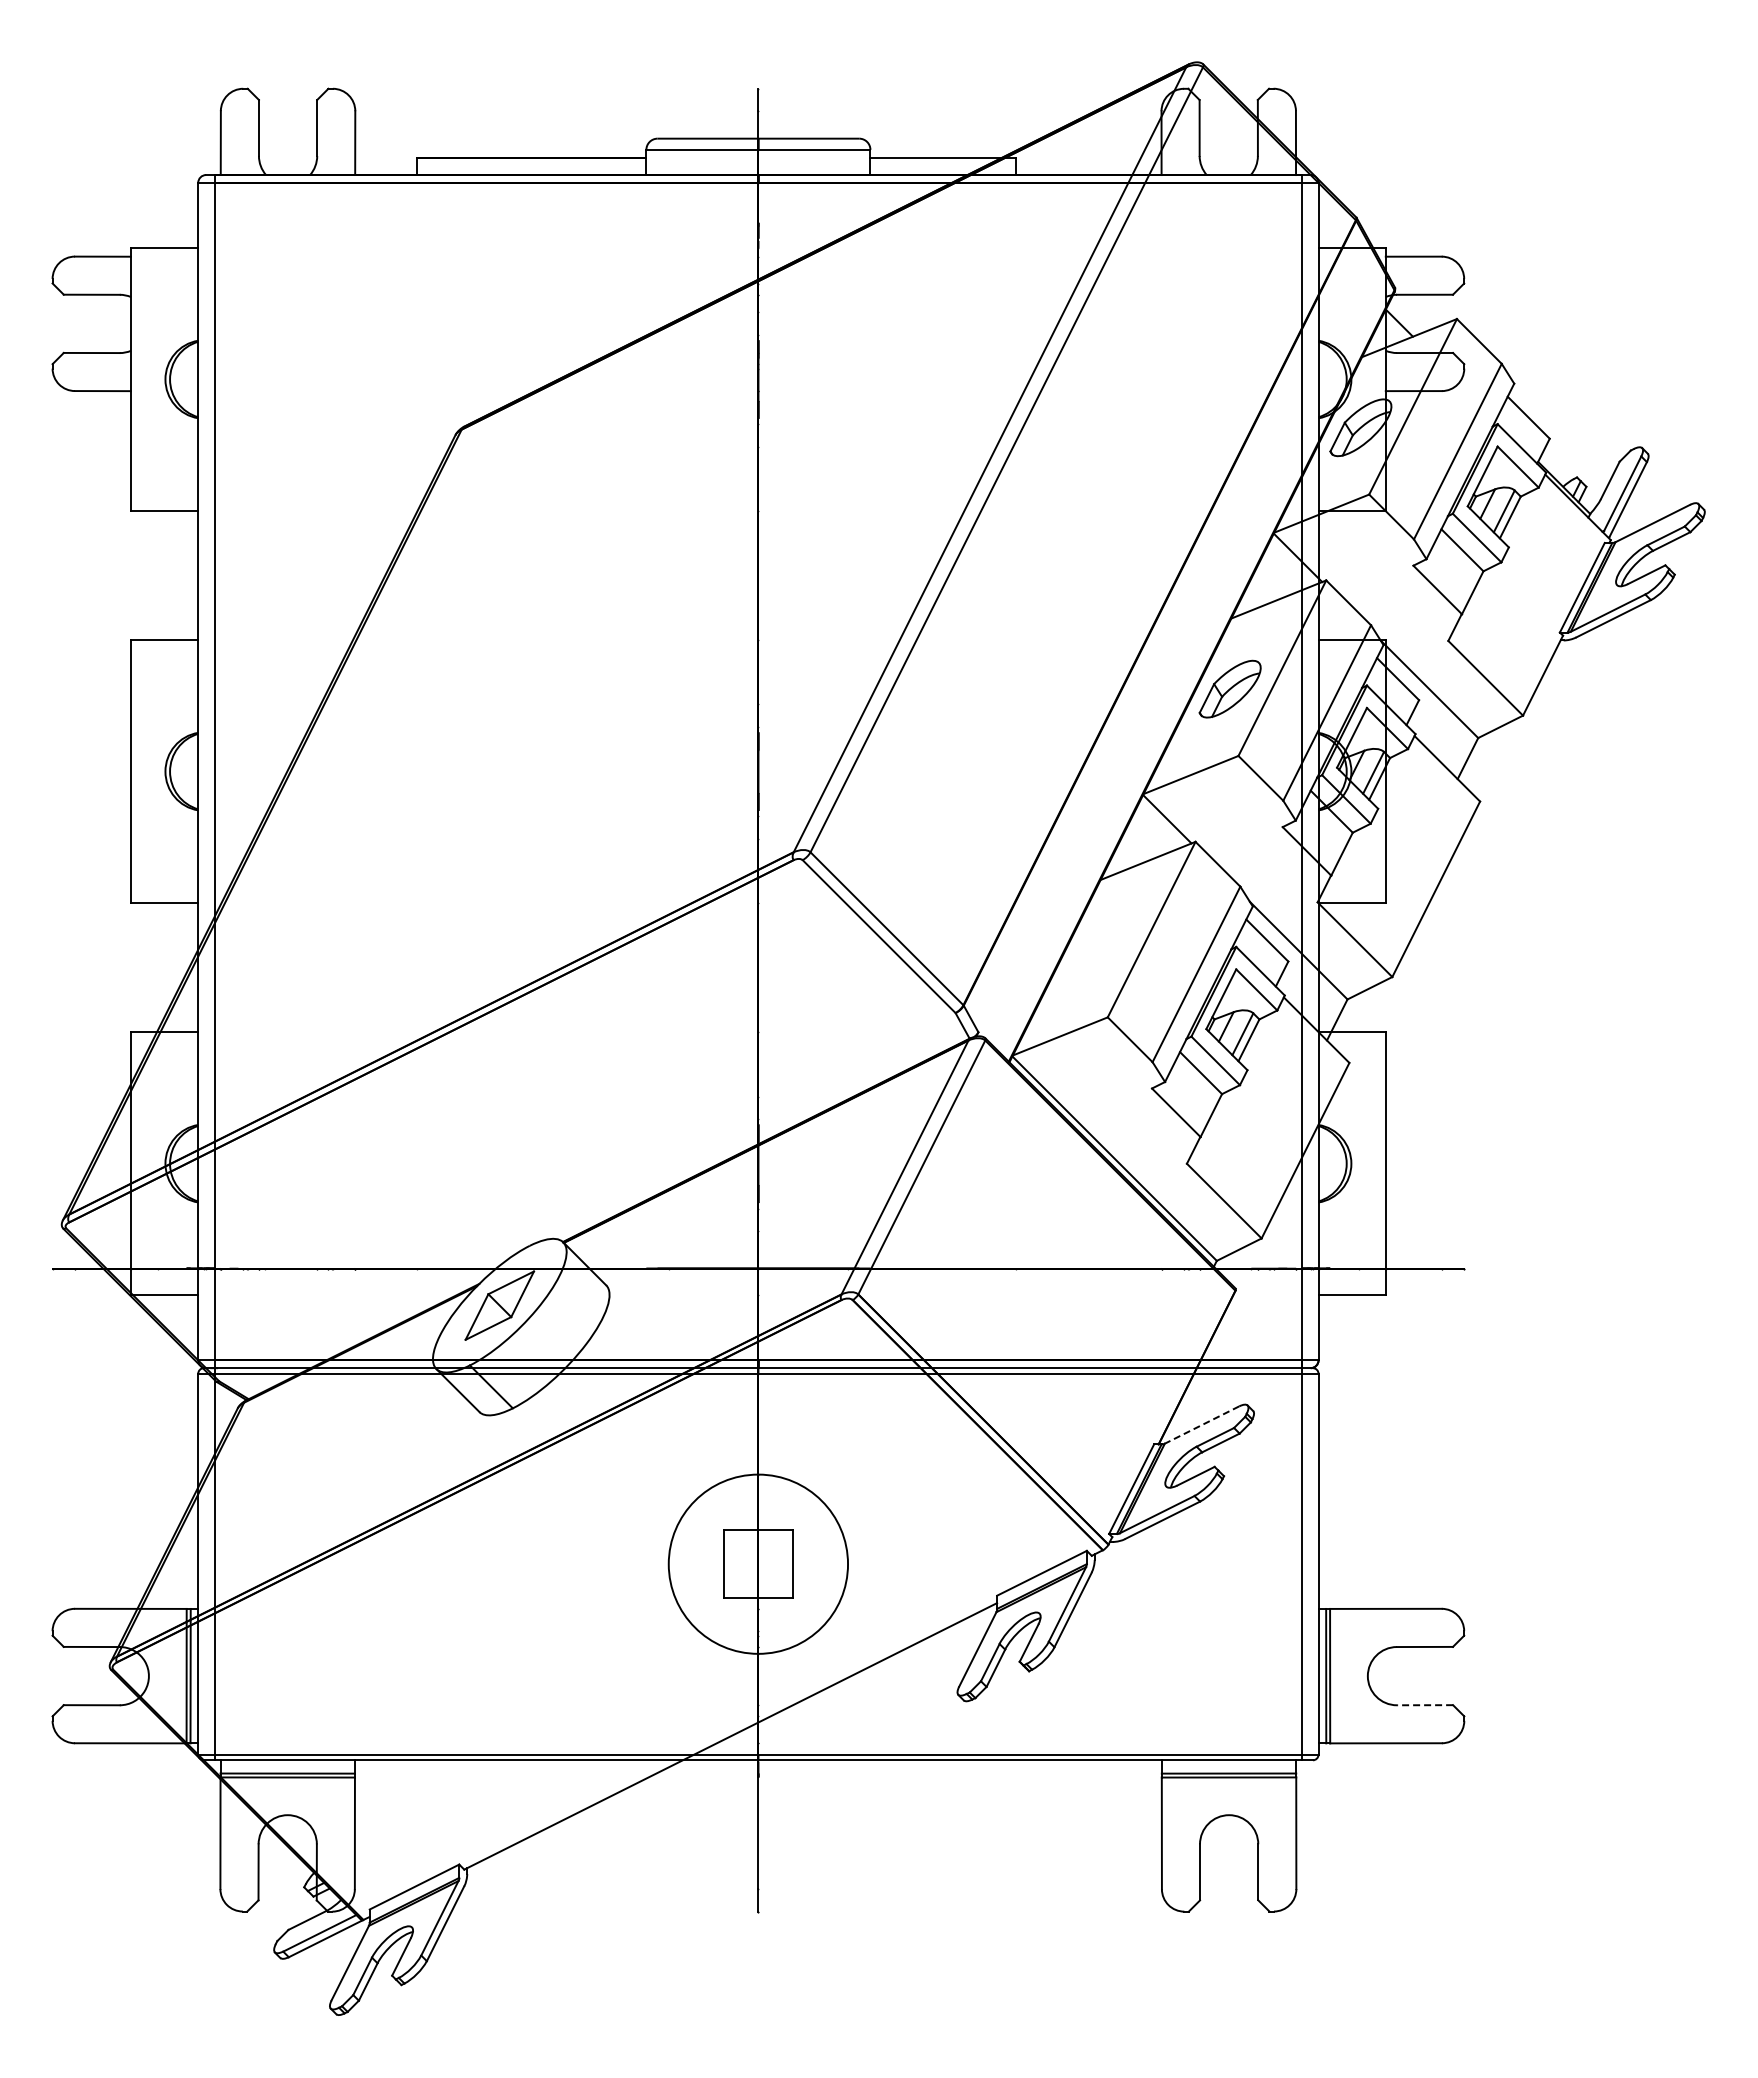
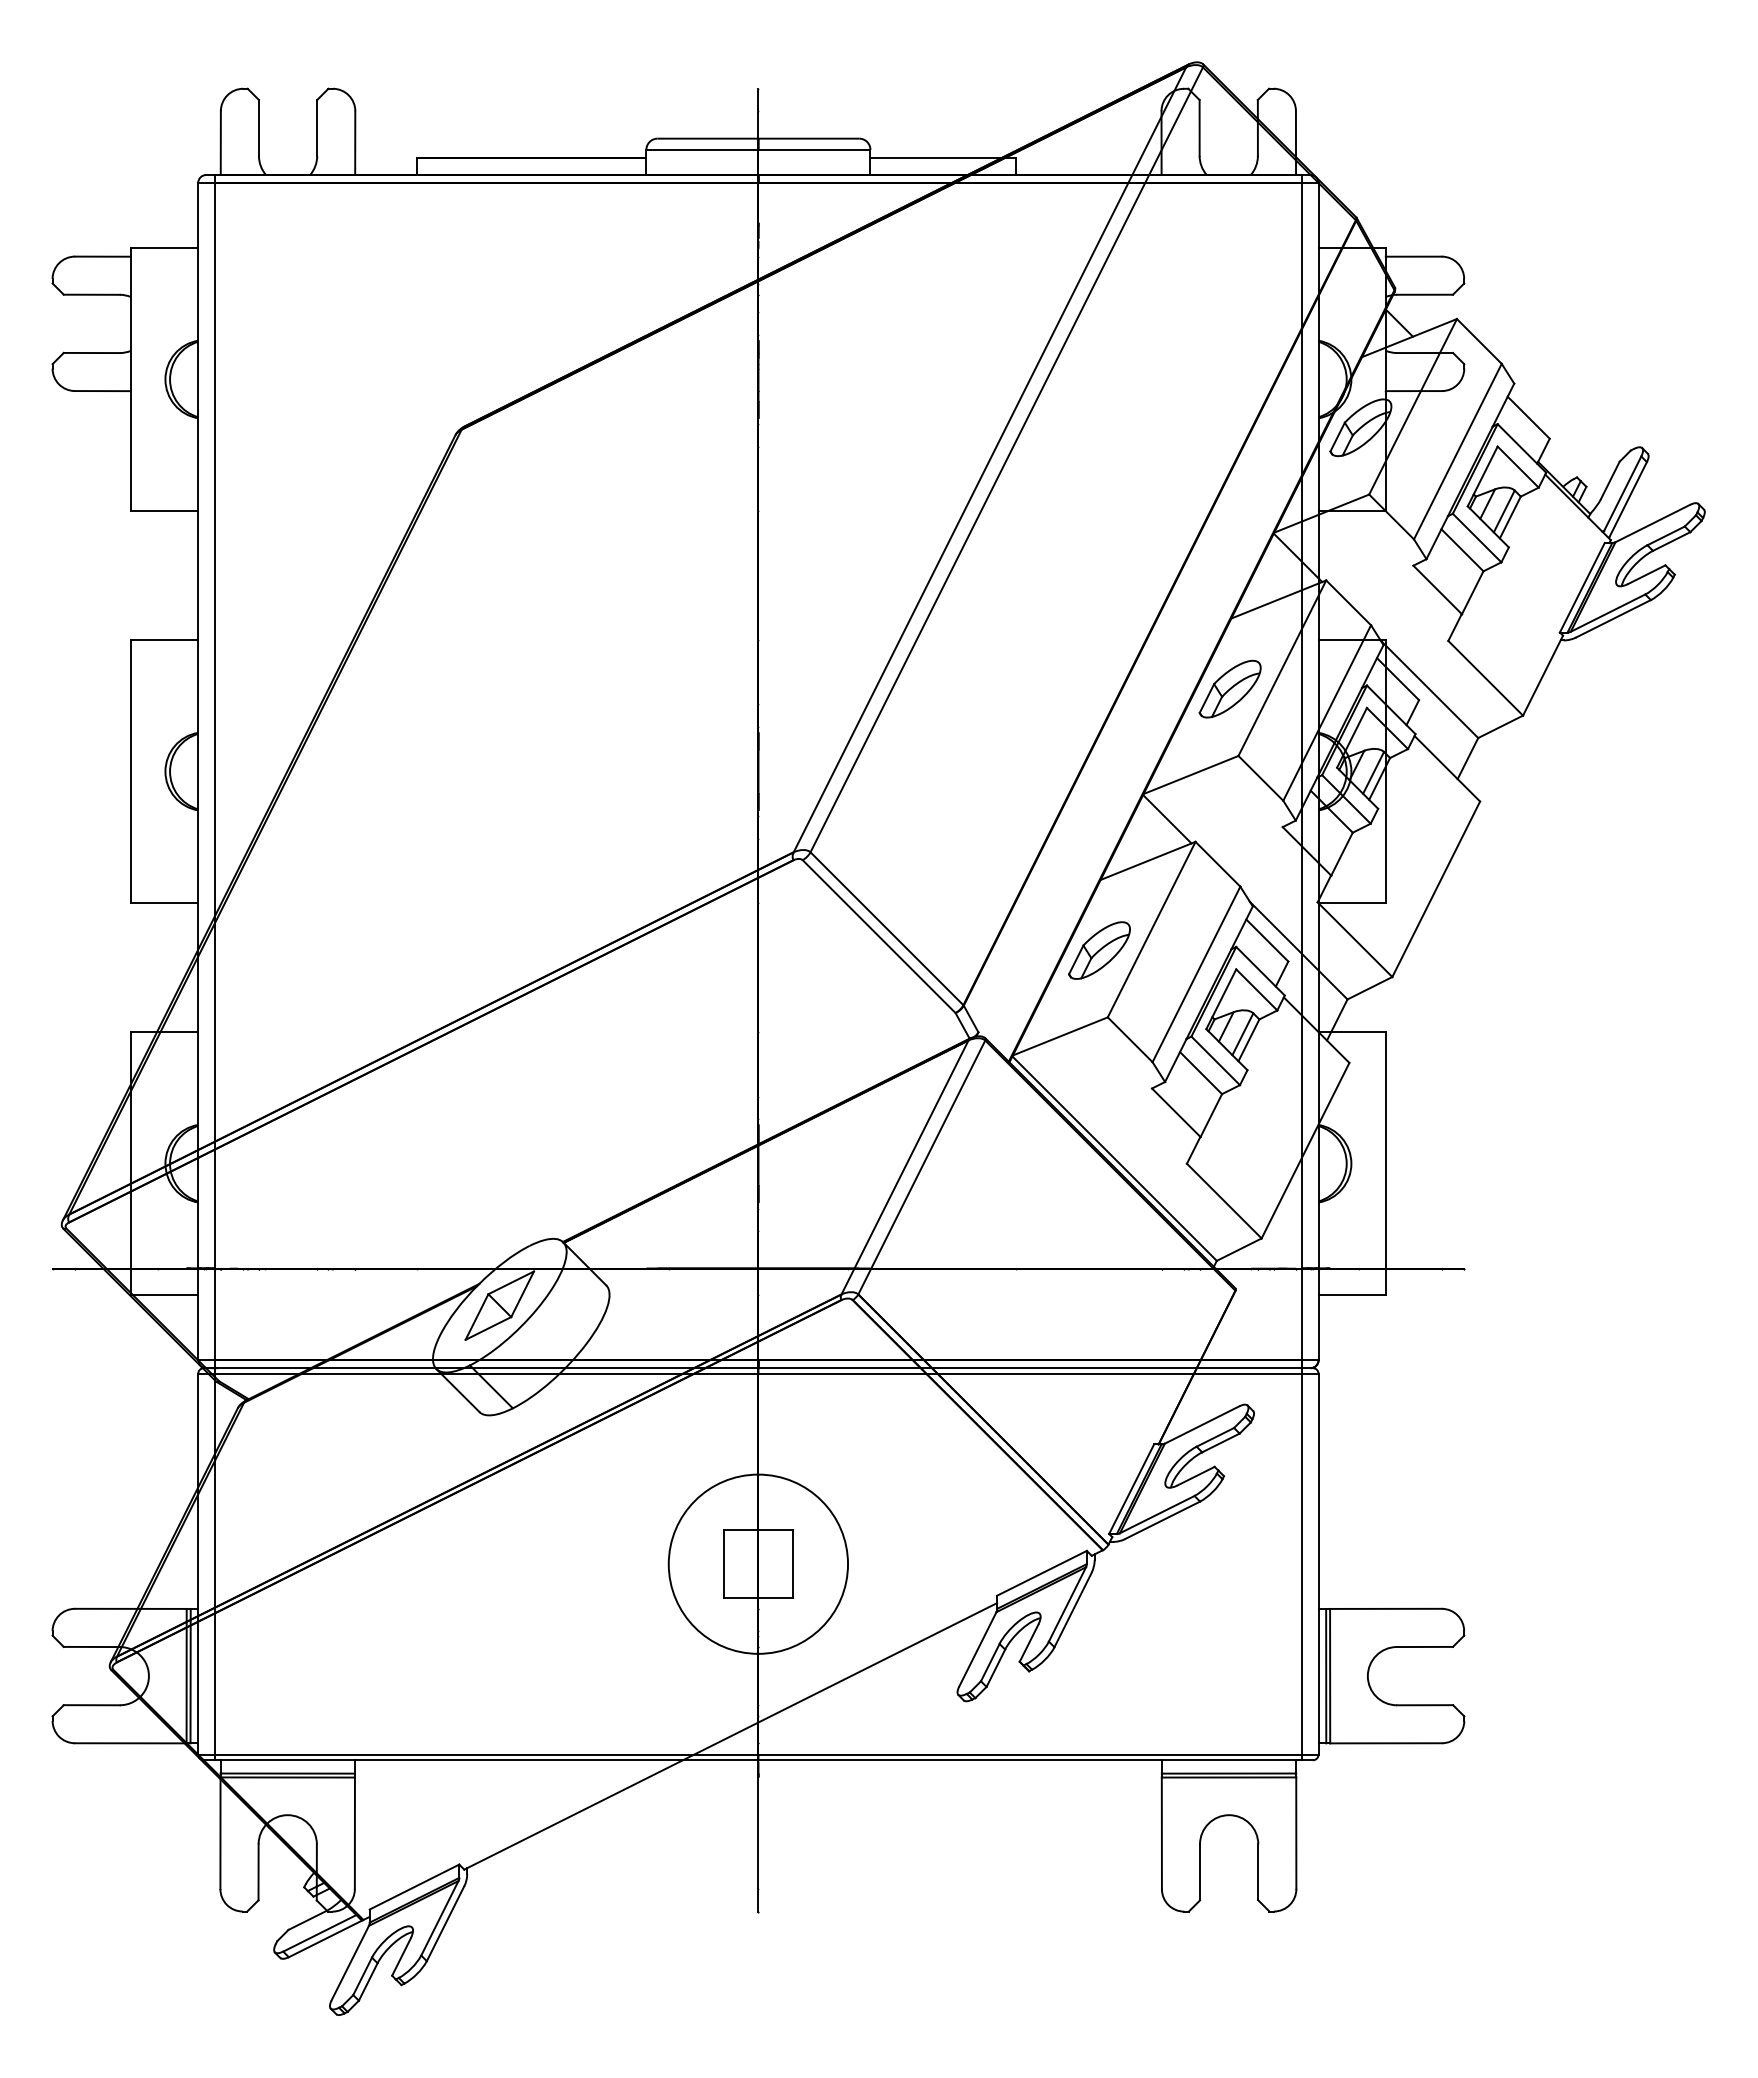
part: none -> present (1099, 950)
line: dashed -> solid (1202, 1425)
line: dashed -> solid (1424, 1705)
